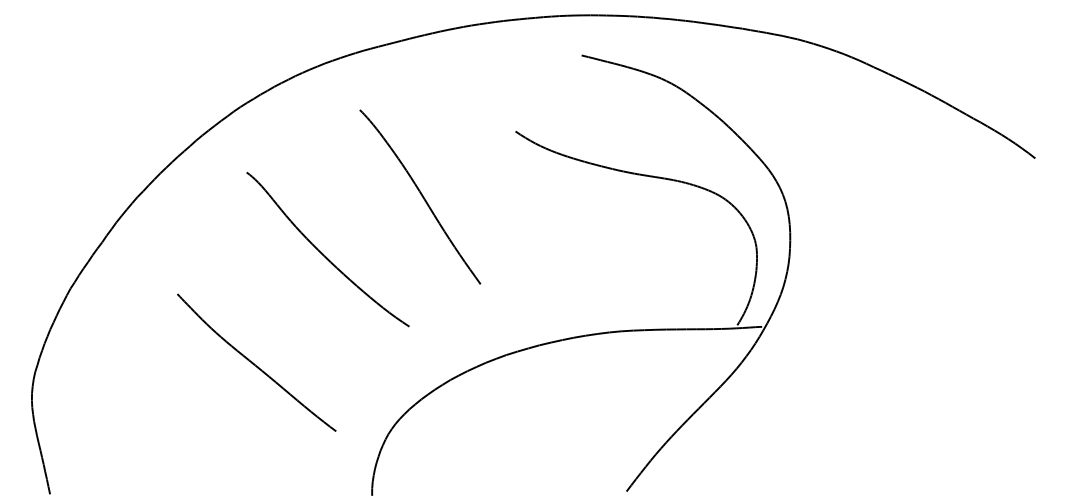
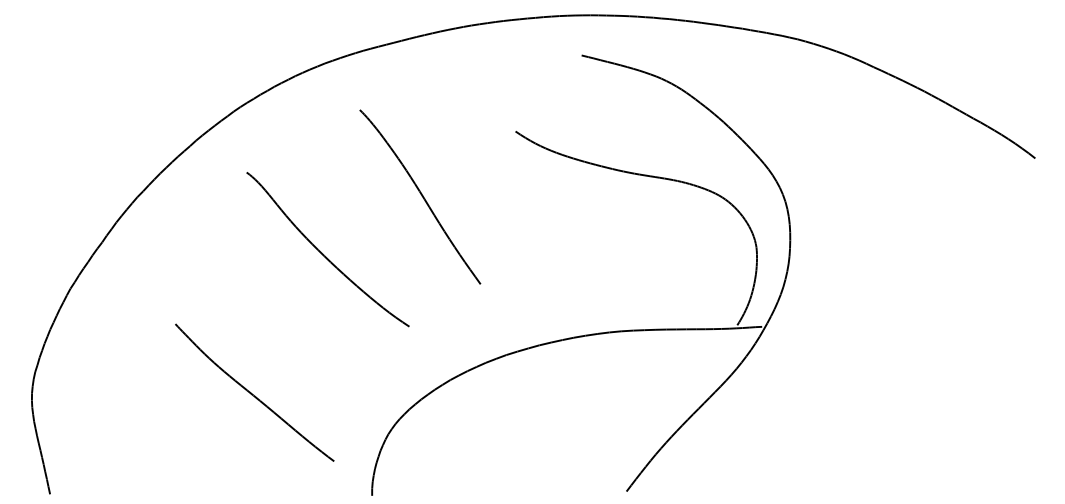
part position: (256, 362) -> (254, 392) (254, 392)
